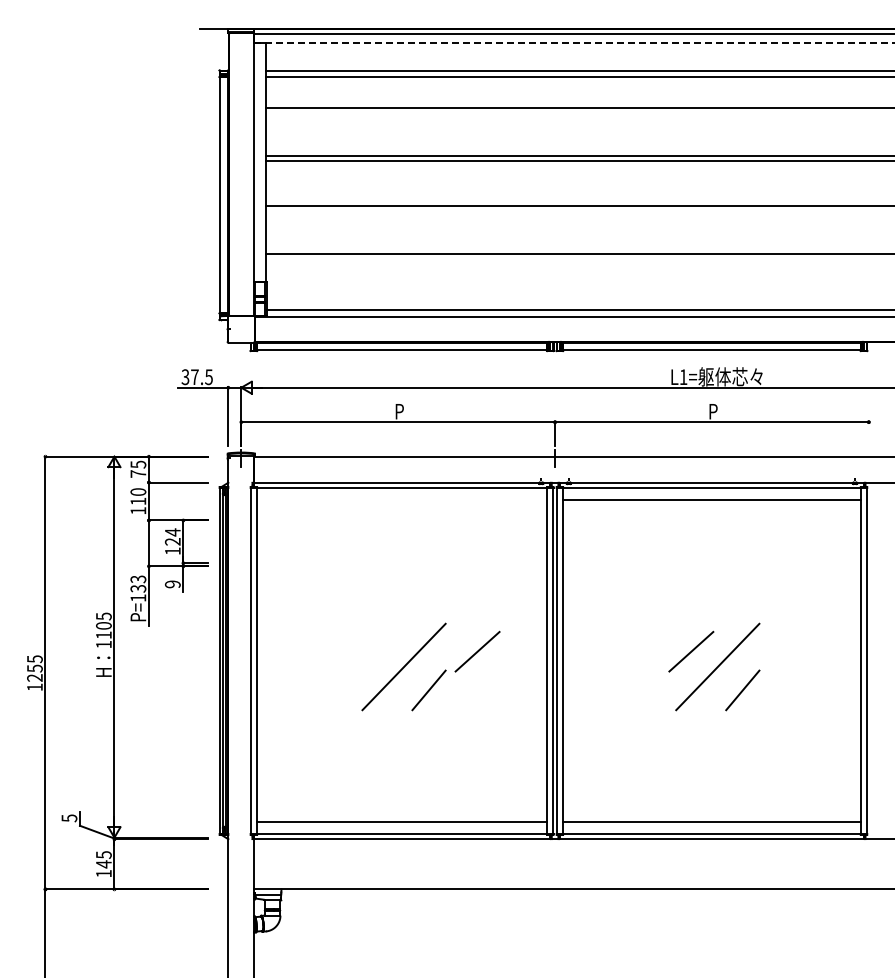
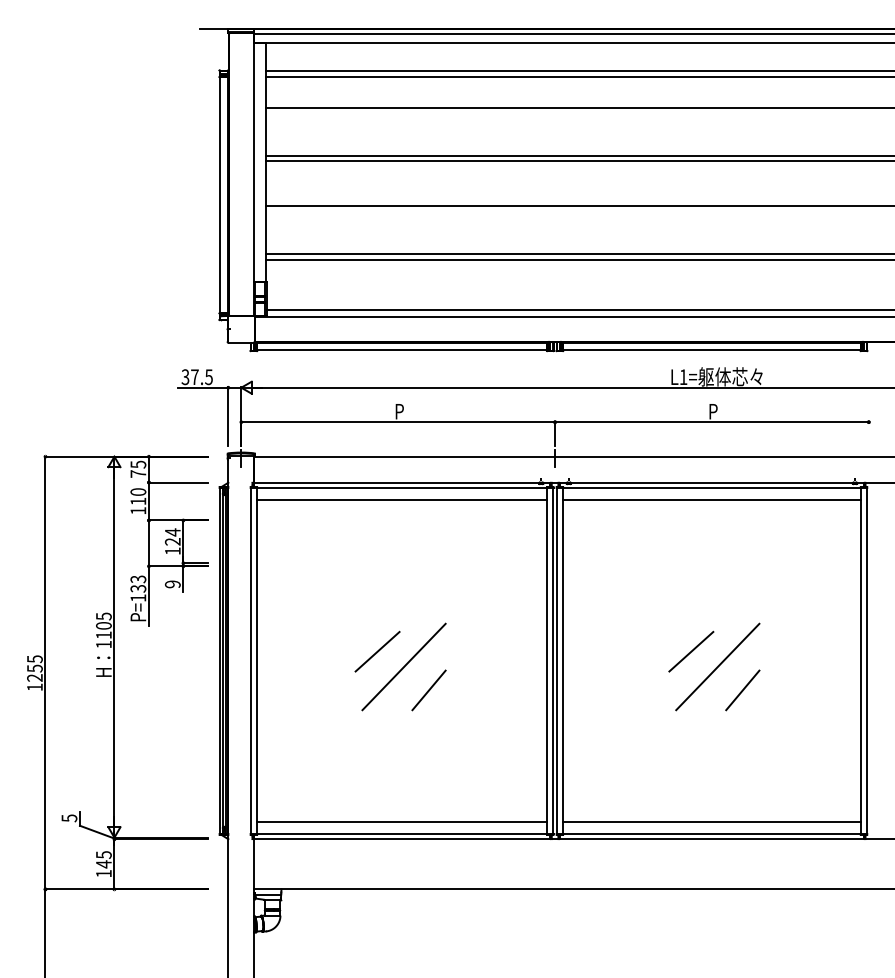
line: dashed -> solid (574, 43)
line: none -> present (578, 259)
line: none -> present (402, 499)
line position: (477, 651) -> (377, 651) (377, 651)
